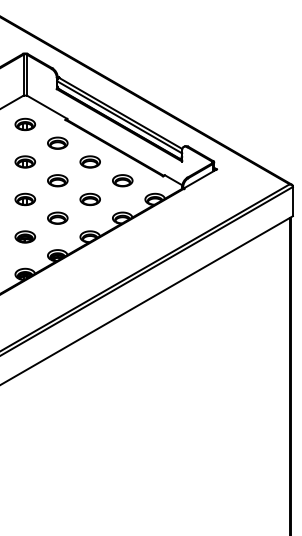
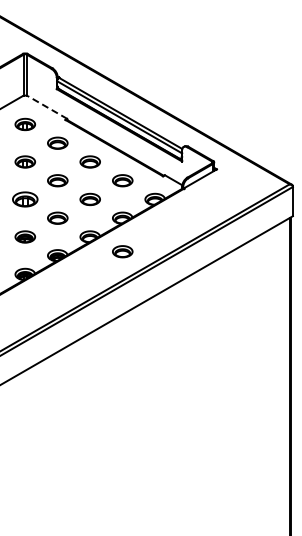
line: solid -> dashed (47, 107)
part size: 23x15 px -> 27x17 px (25, 199)
part: none -> present (122, 251)
